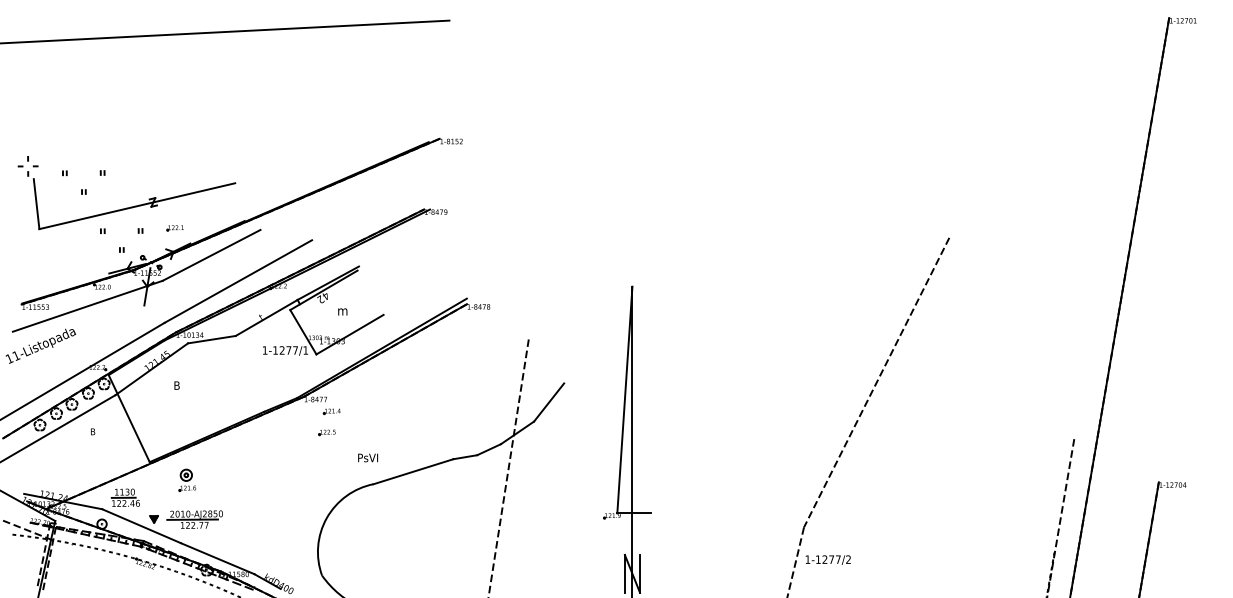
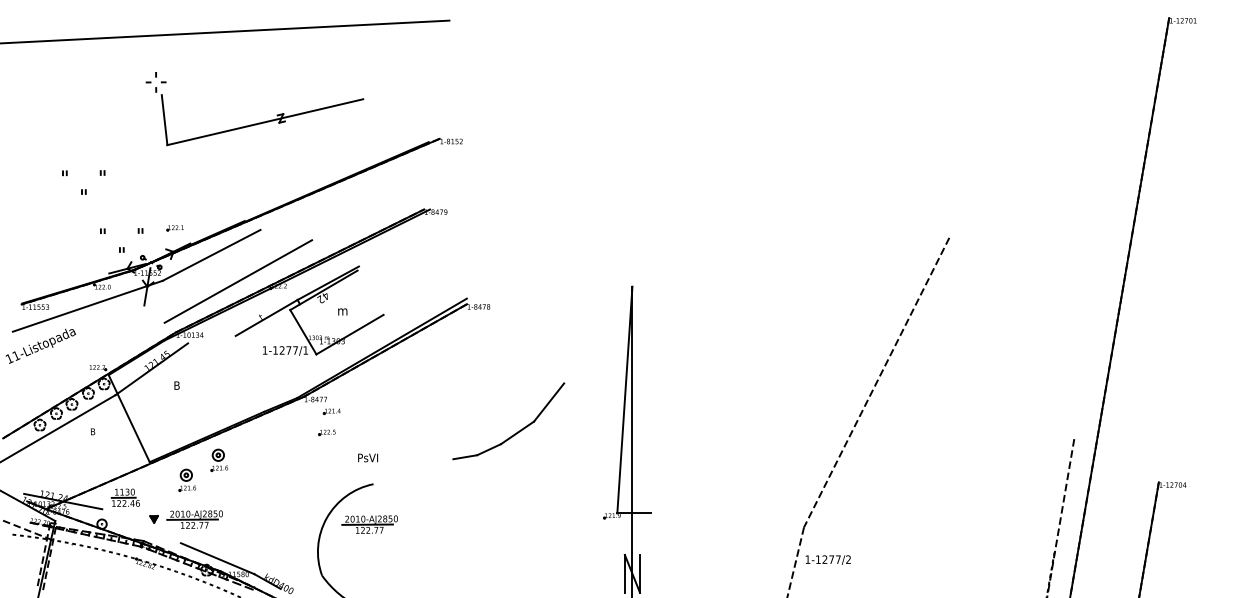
part position: (130, 206) -> (258, 122) (258, 122)
line: present -> none (211, 339)
line: present -> none (83, 370)
part: none -> present (219, 459)
line: present -> none (508, 466)
line: present -> none (413, 471)
part: none -> present (369, 524)
line: present -> none (141, 526)
